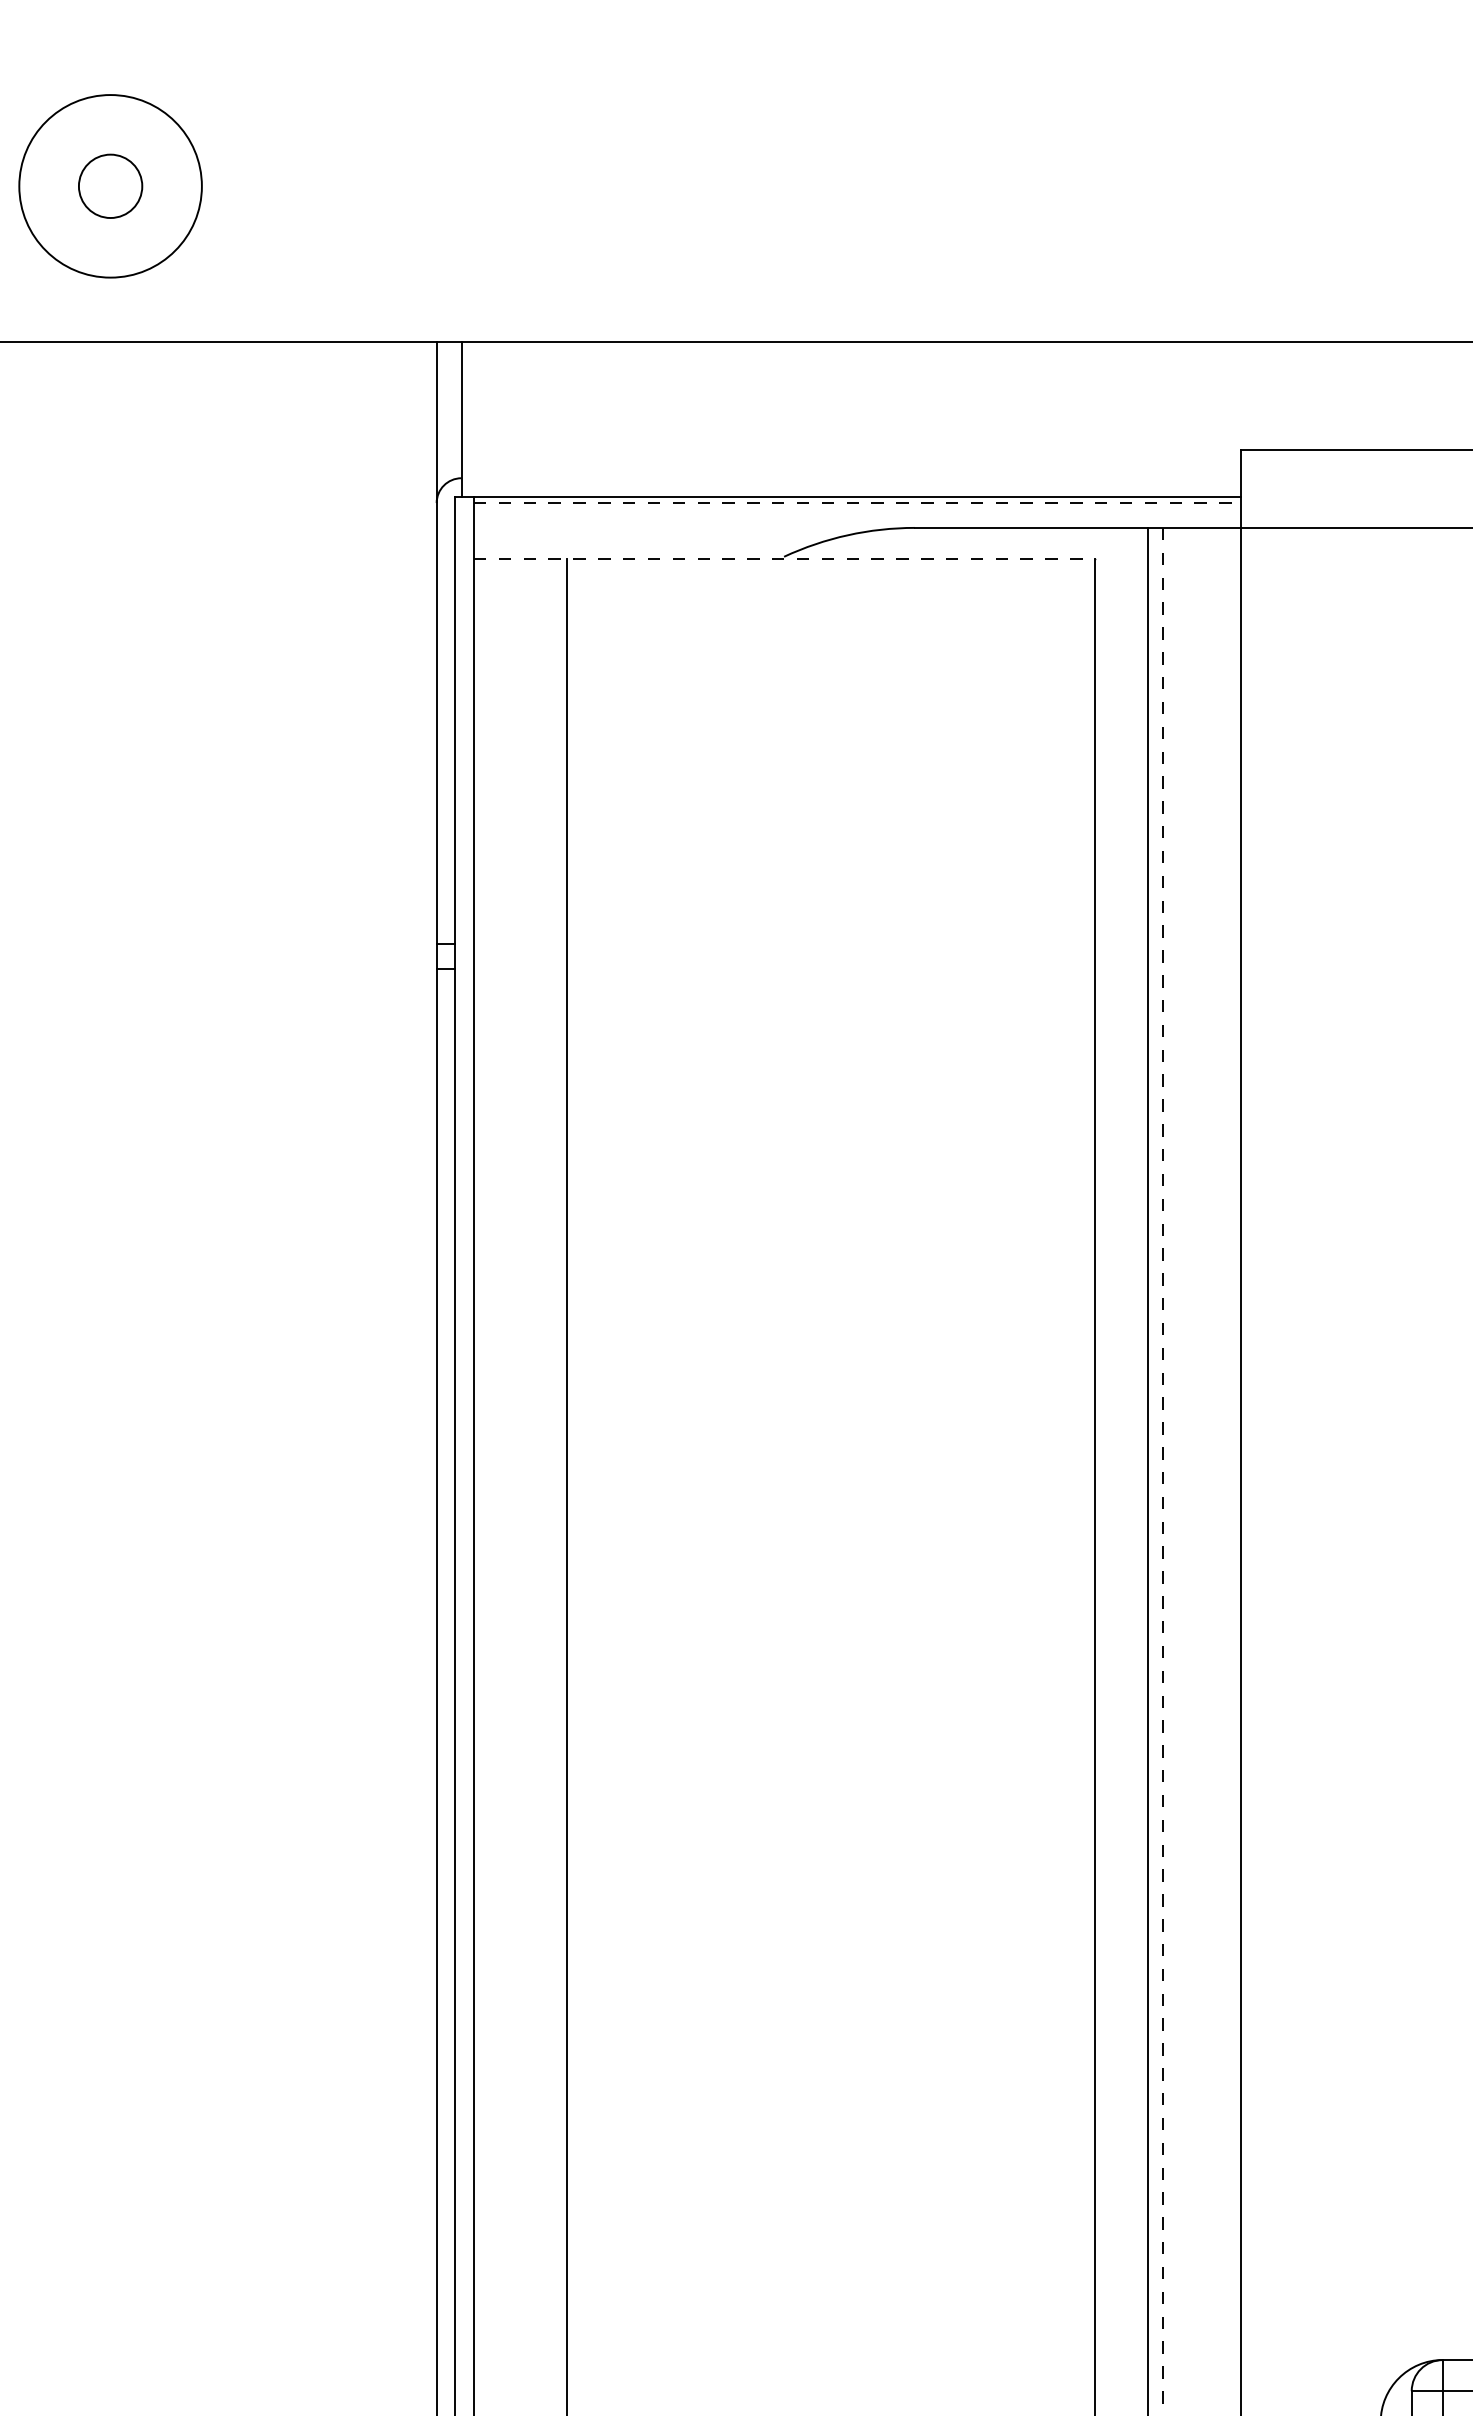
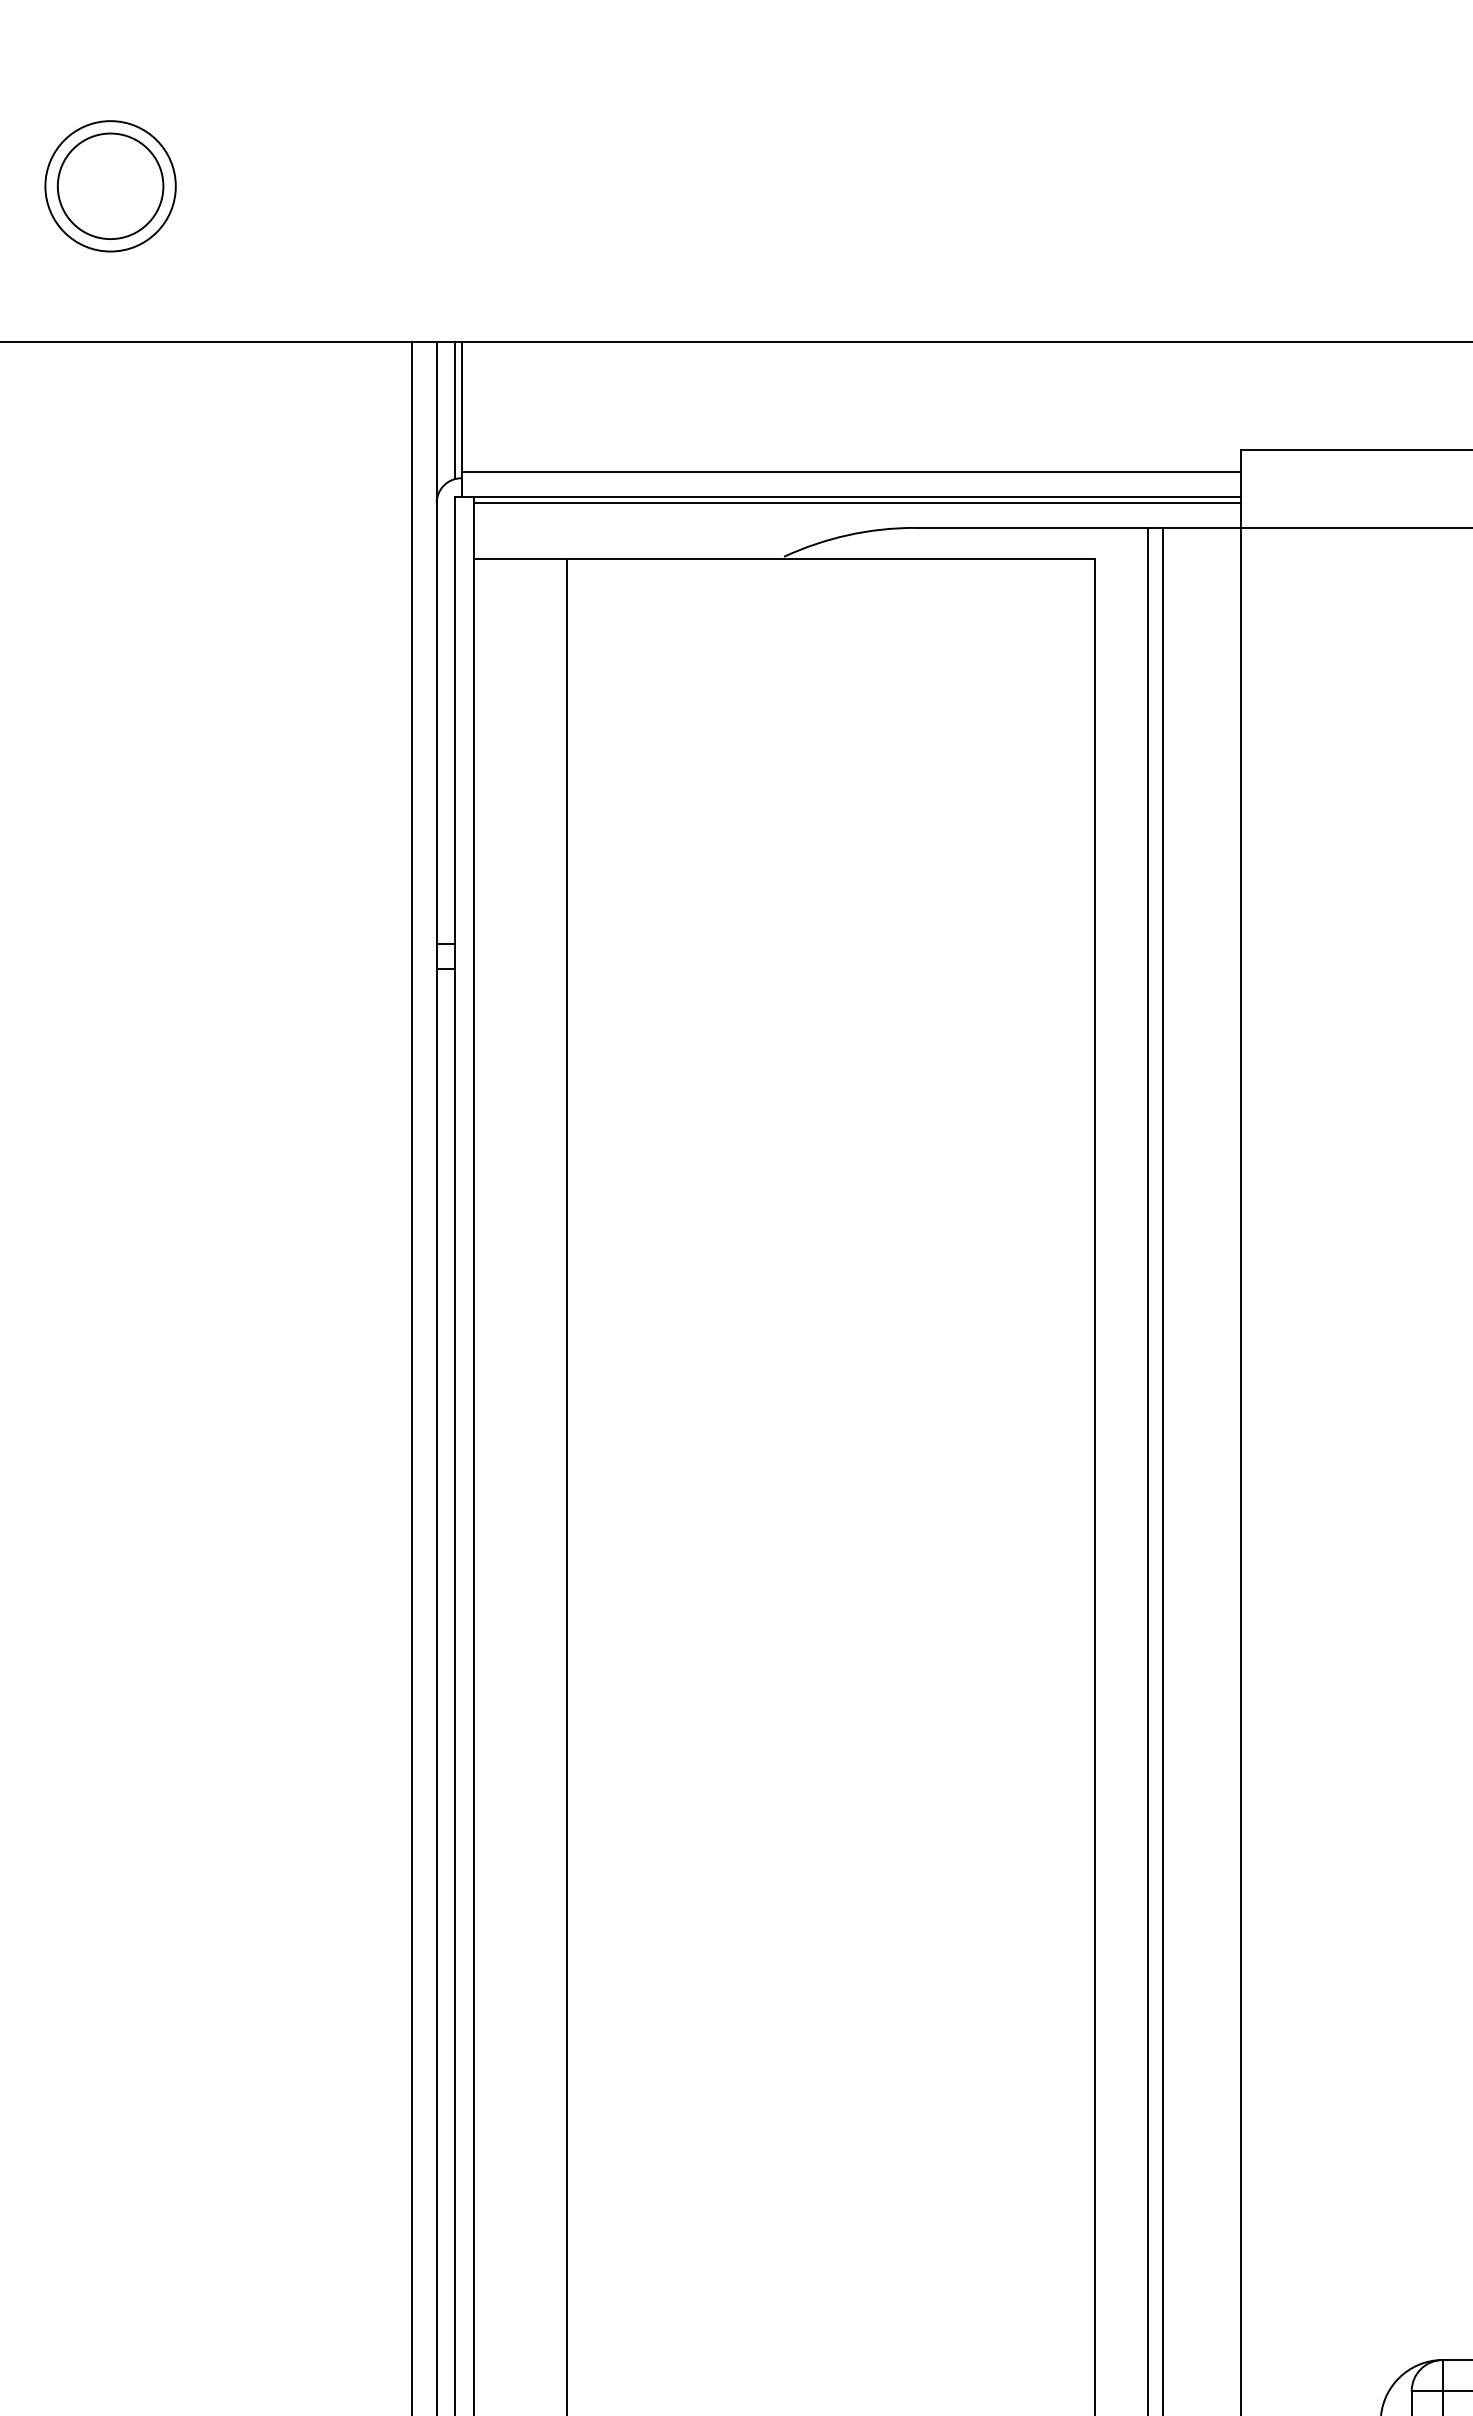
circle diameter: 183 px -> 130 px (110, 186)
circle diameter: 63 px -> 106 px (110, 186)
line: none -> present (455, 409)
line: none -> present (850, 472)
line: dashed -> solid (857, 503)
line: dashed -> solid (784, 558)
line: none -> present (411, 1376)
line: dashed -> solid (1163, 1471)
